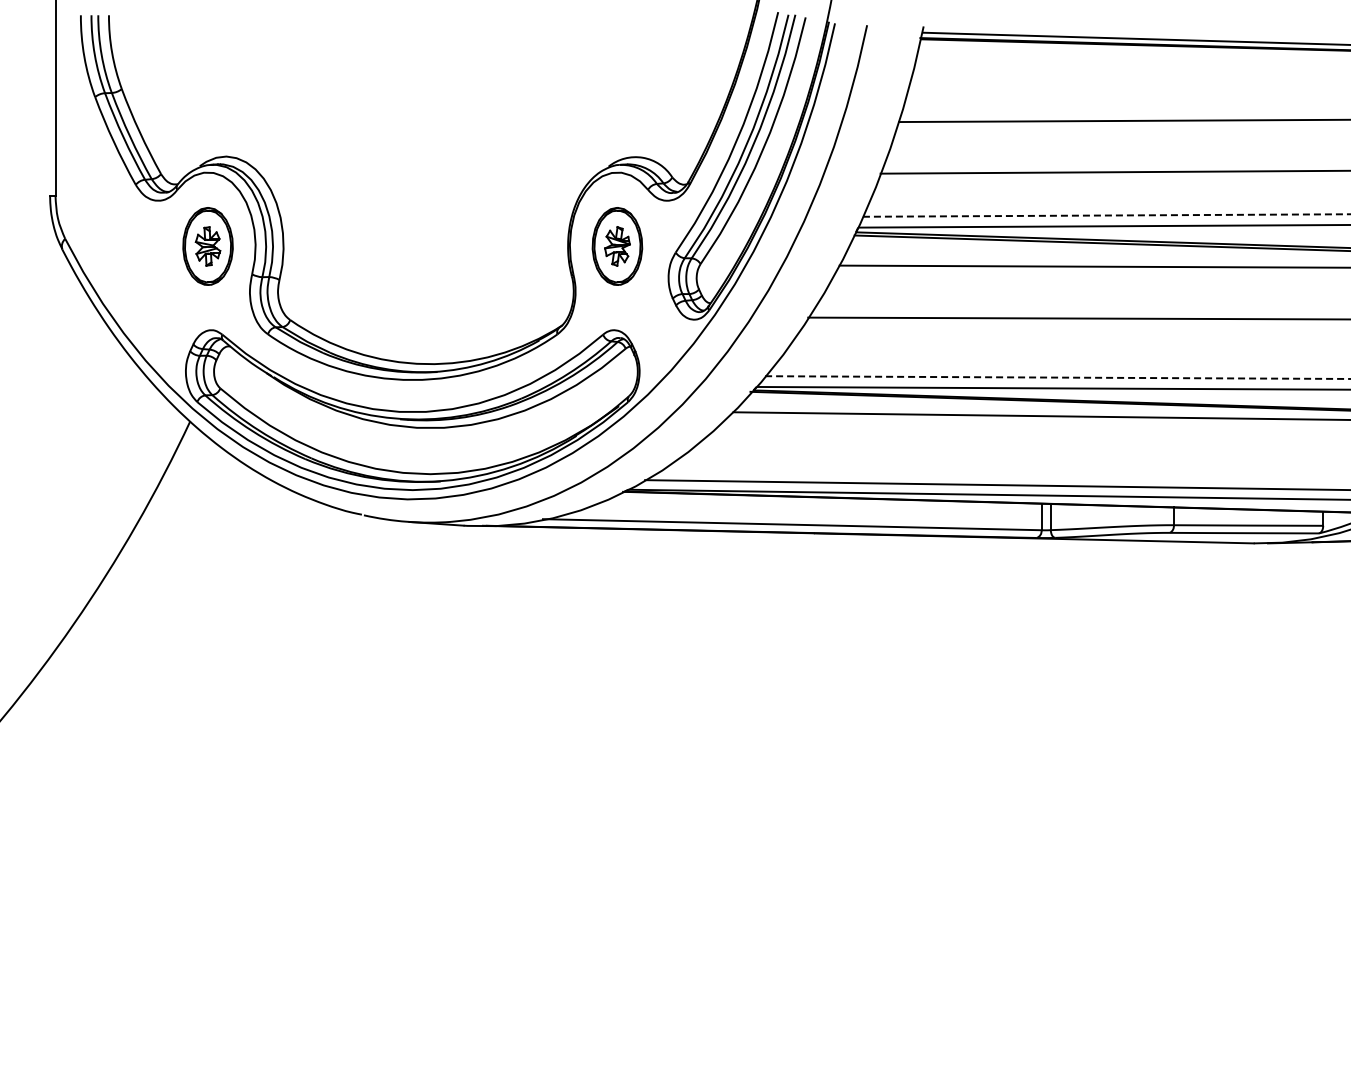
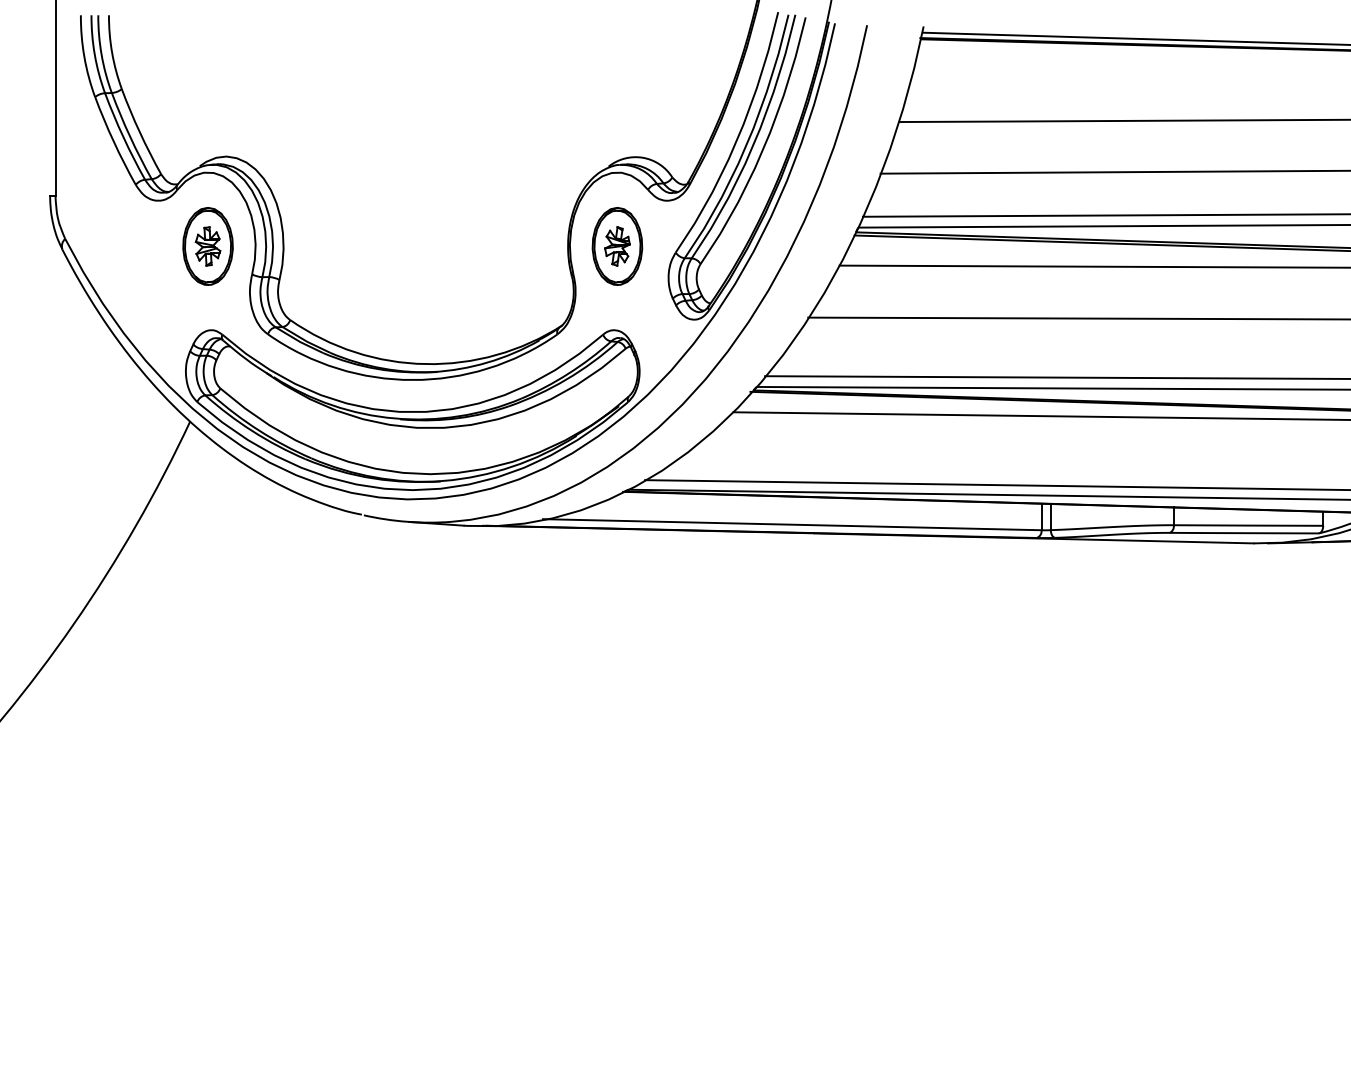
line: dashed -> solid (1106, 215)
line: dashed -> solid (1057, 377)
